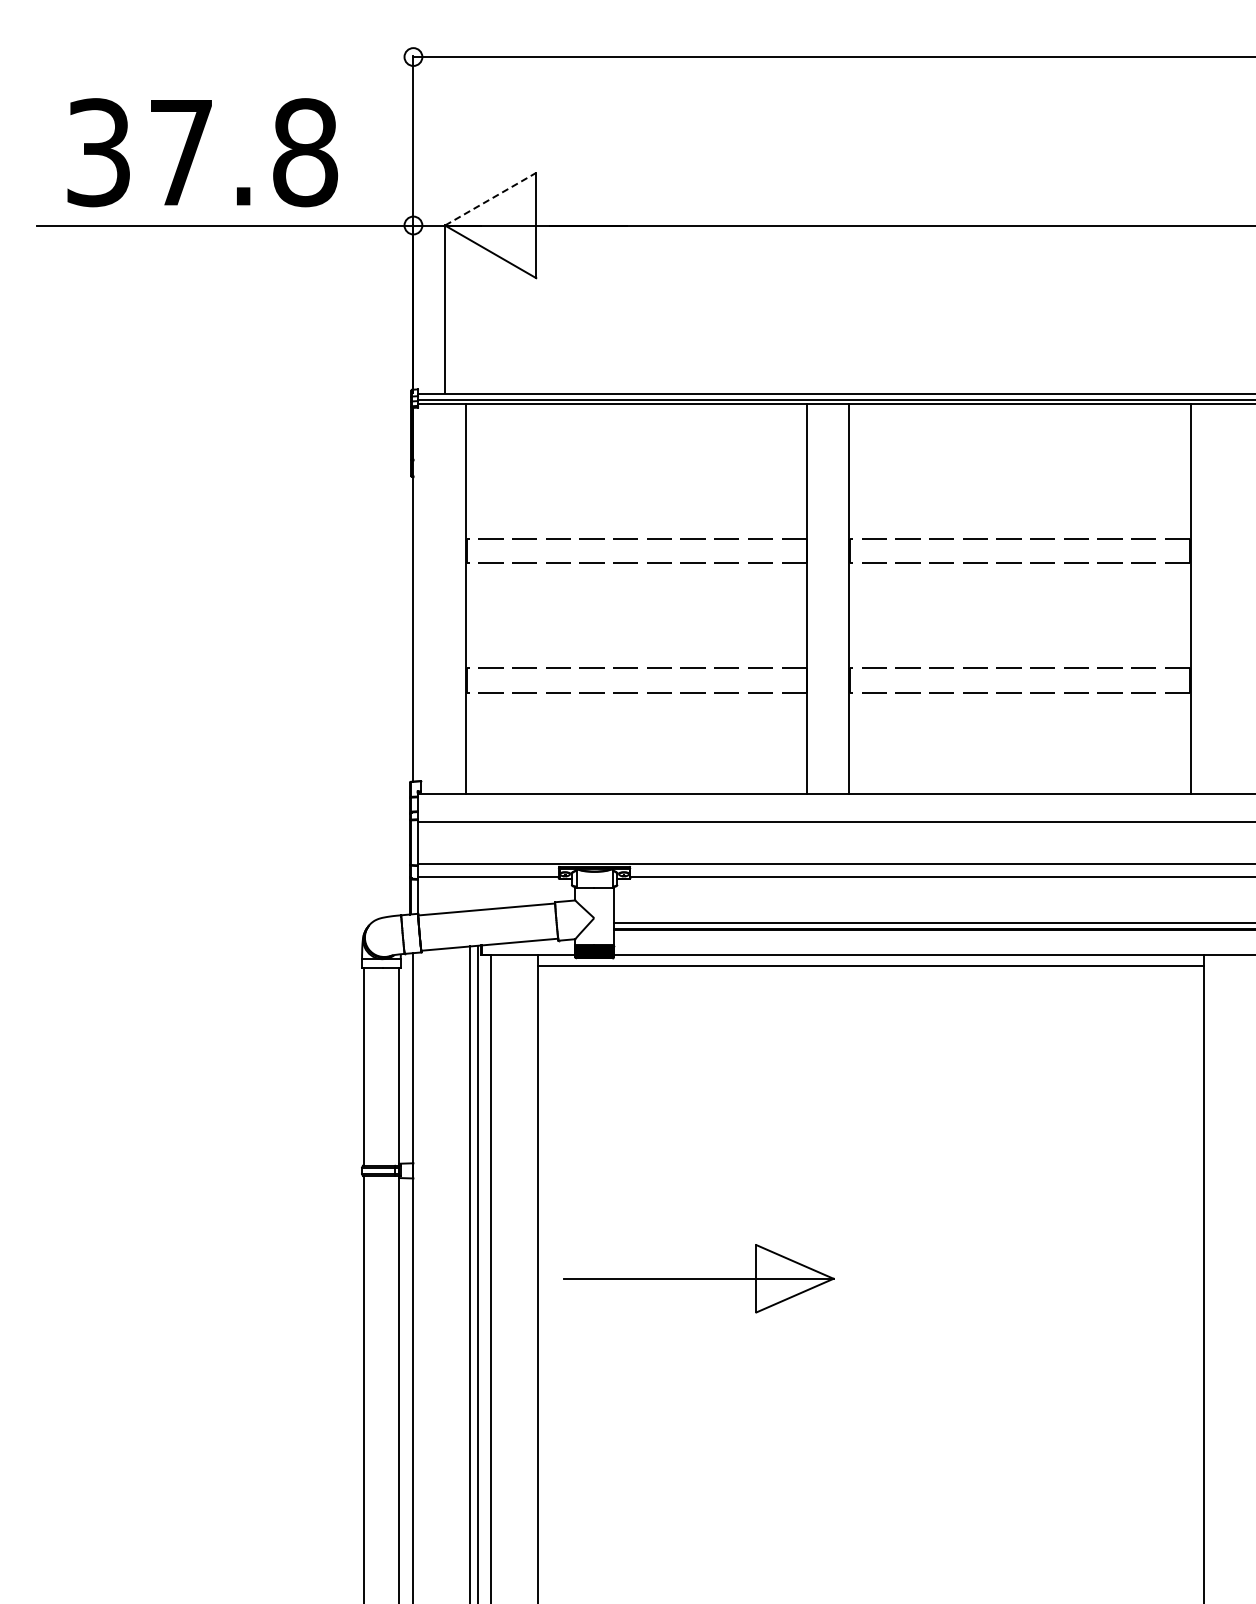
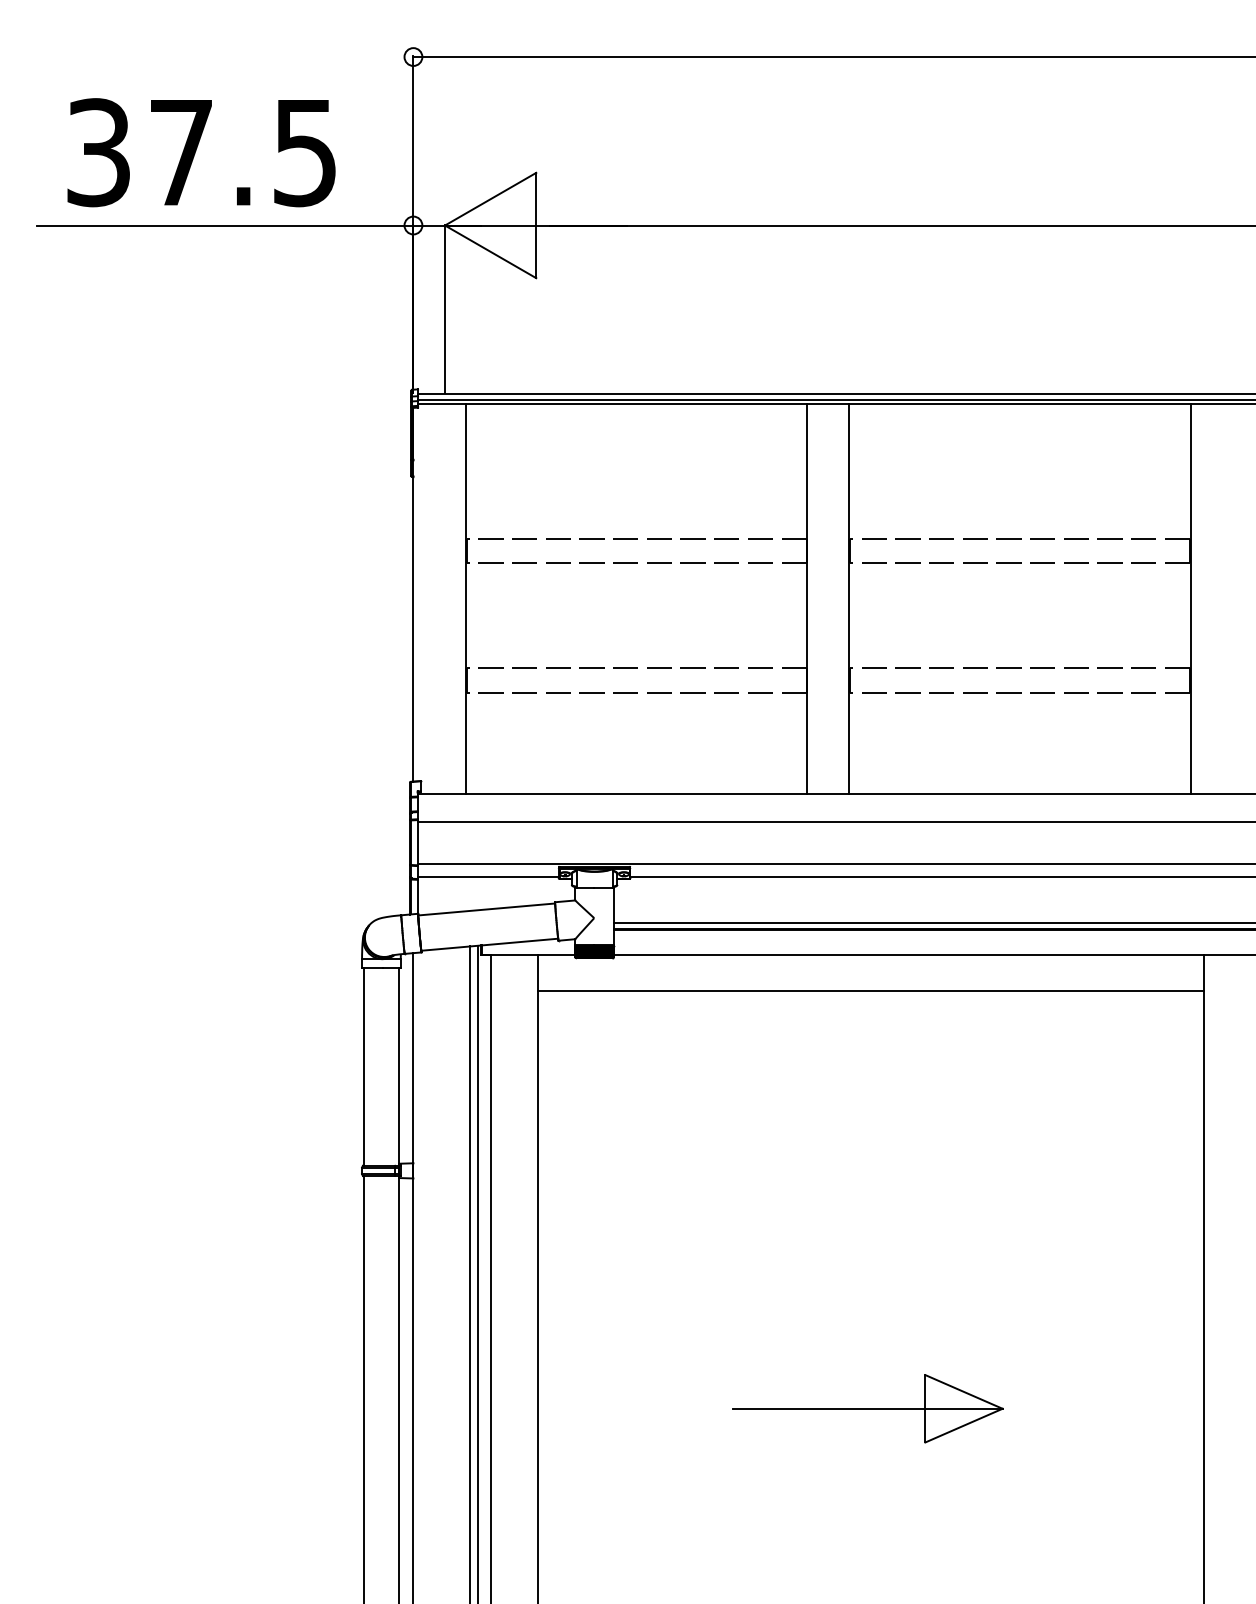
text: 37.8 -> 37.5 (305, 152)
line: dashed -> solid (490, 199)
line position: (870, 965) -> (870, 990) (870, 990)
part position: (698, 1278) -> (867, 1408) (867, 1408)
